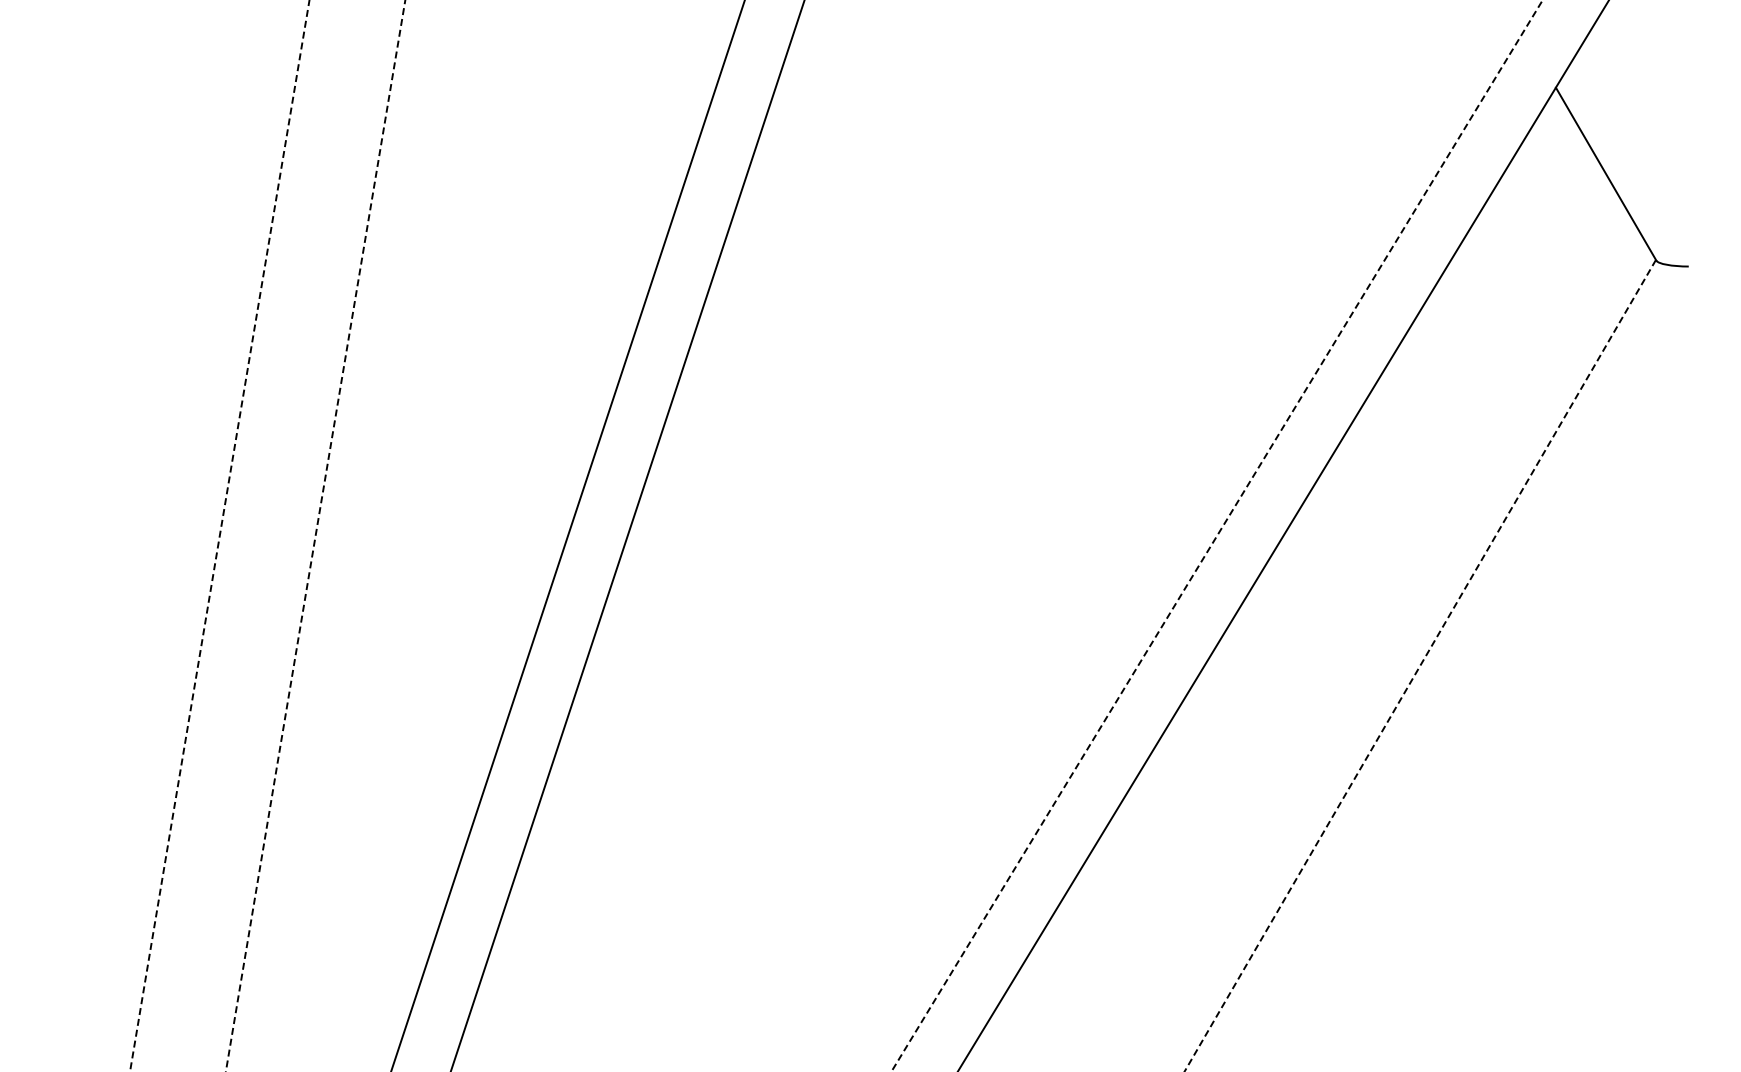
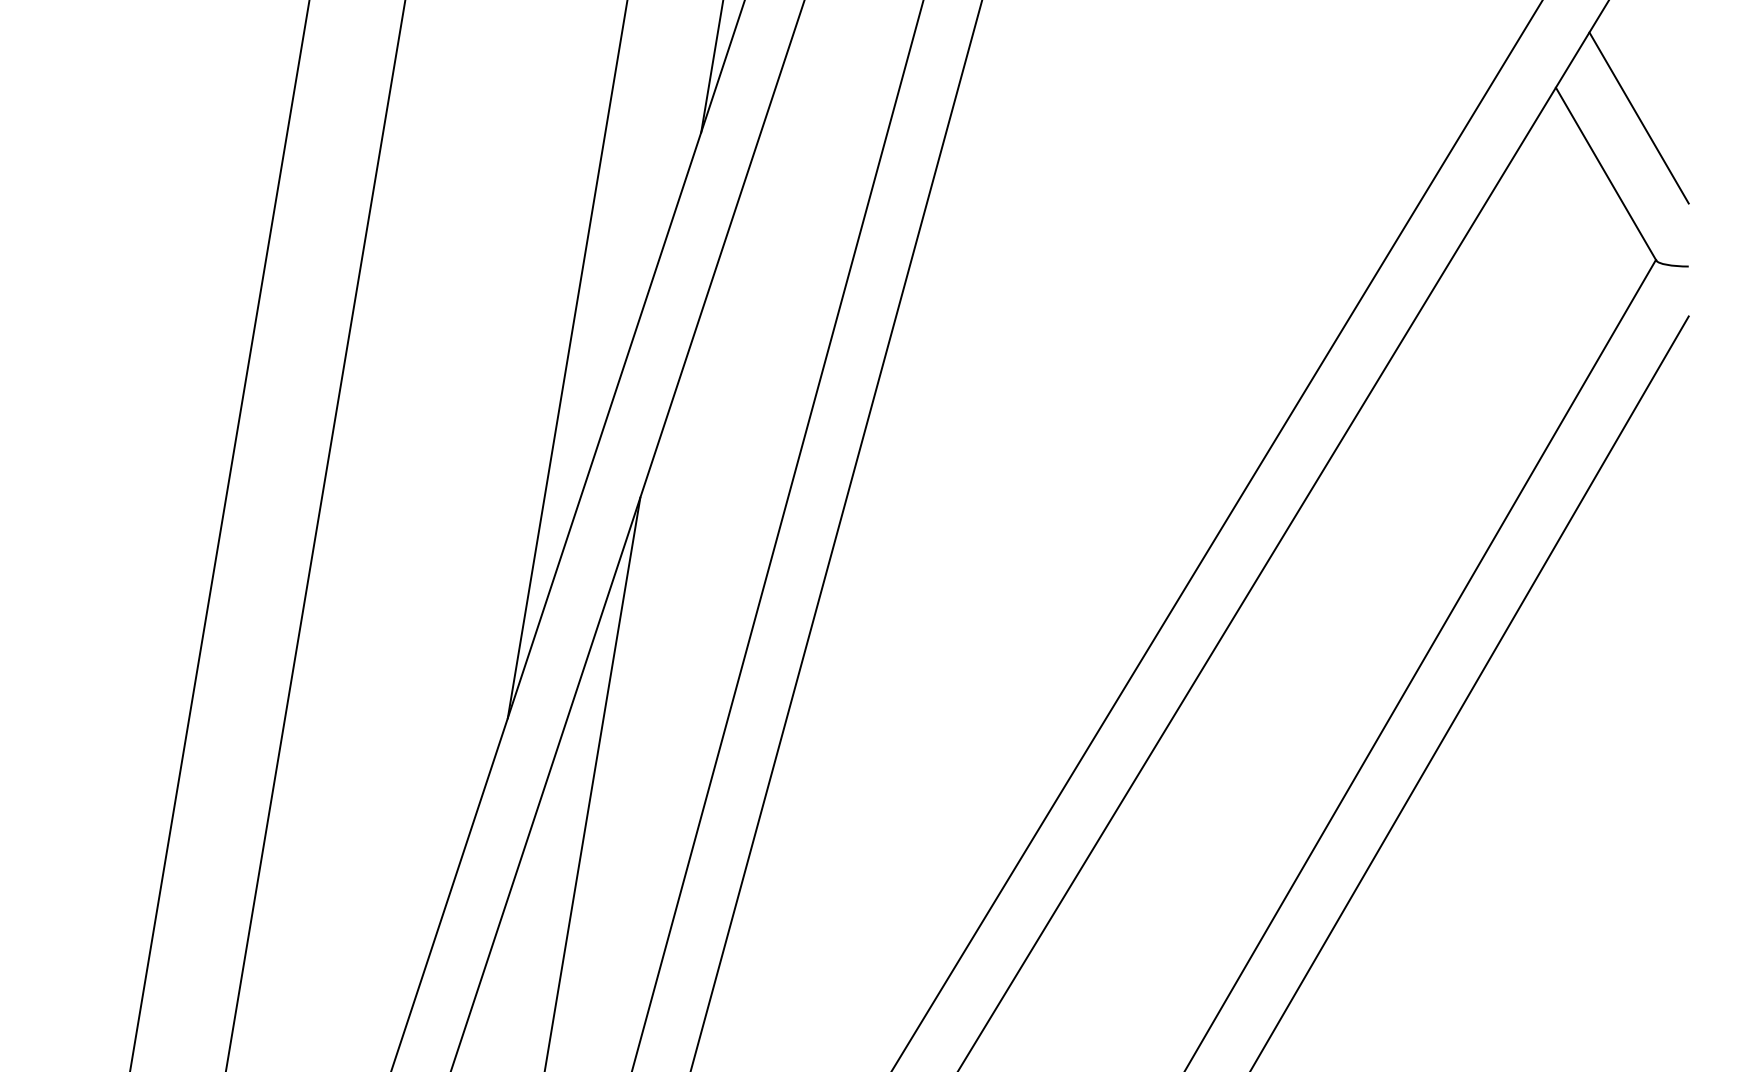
line: none -> present (711, 67)
line: none -> present (1638, 117)
line: none -> present (567, 360)
line: none -> present (777, 535)
line: none -> present (836, 535)
line: dashed -> solid (1217, 535)
line: dashed -> solid (219, 536)
line: dashed -> solid (315, 536)
line: dashed -> solid (1419, 666)
line: none -> present (1469, 692)
line: none -> present (592, 782)
